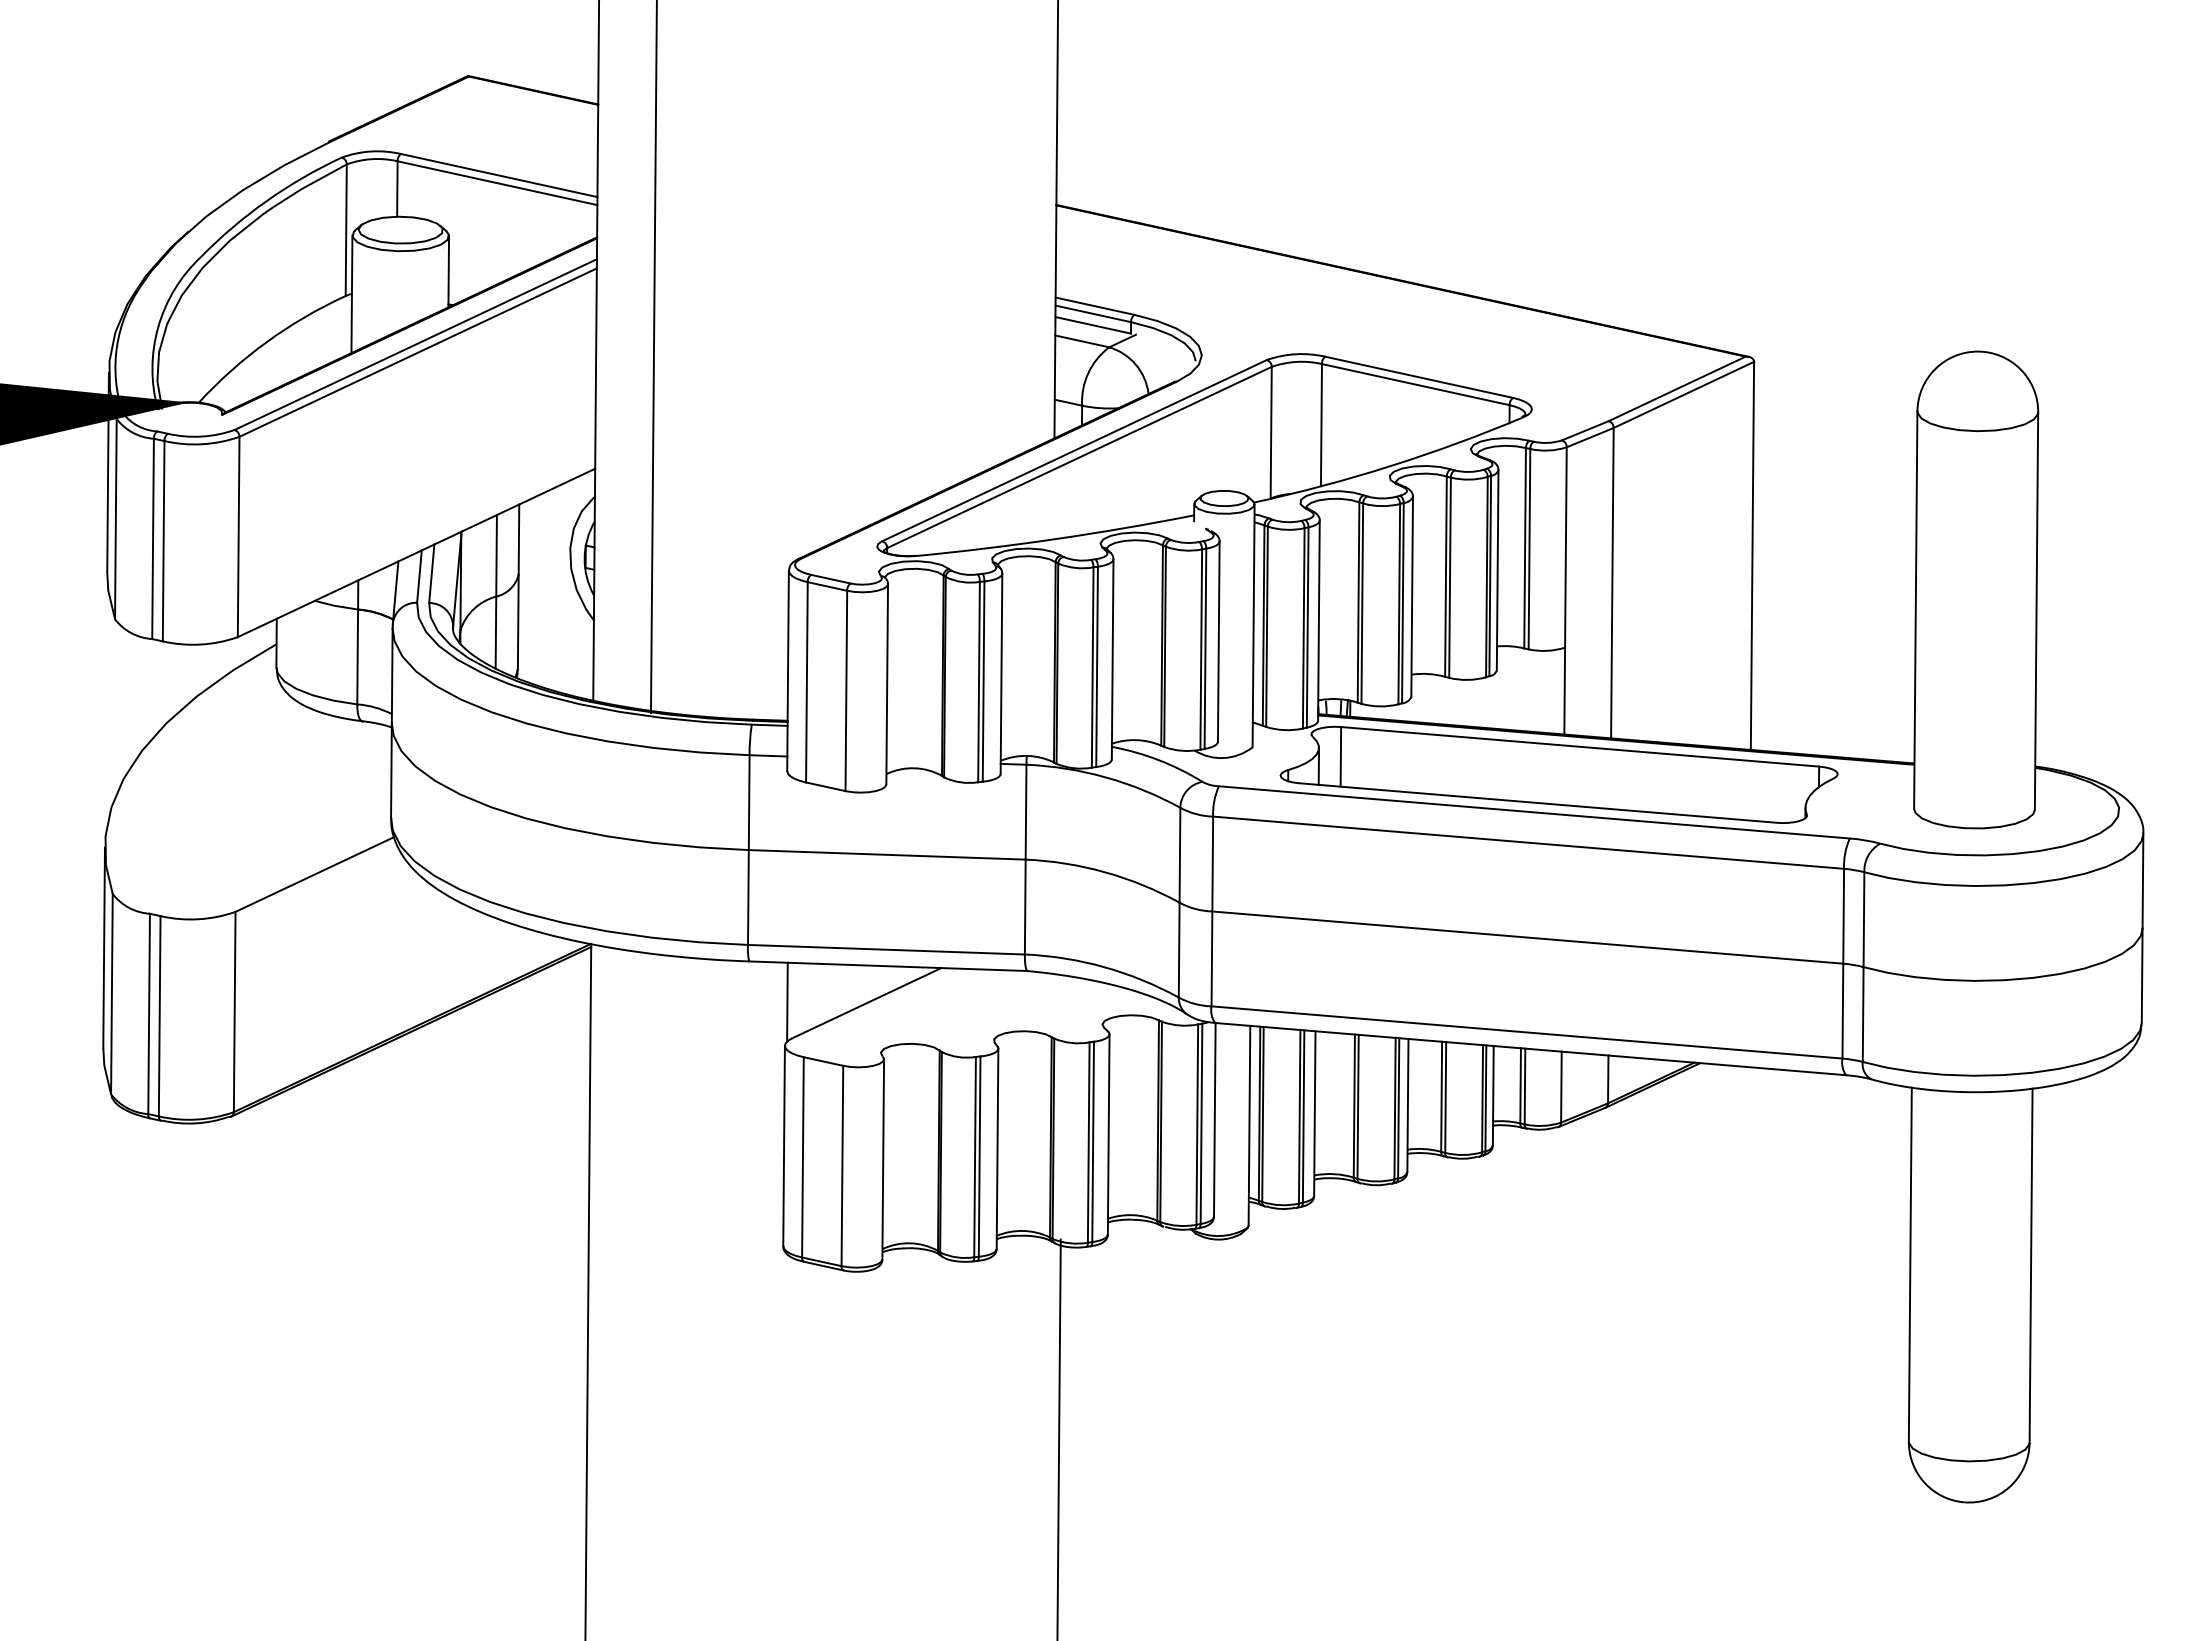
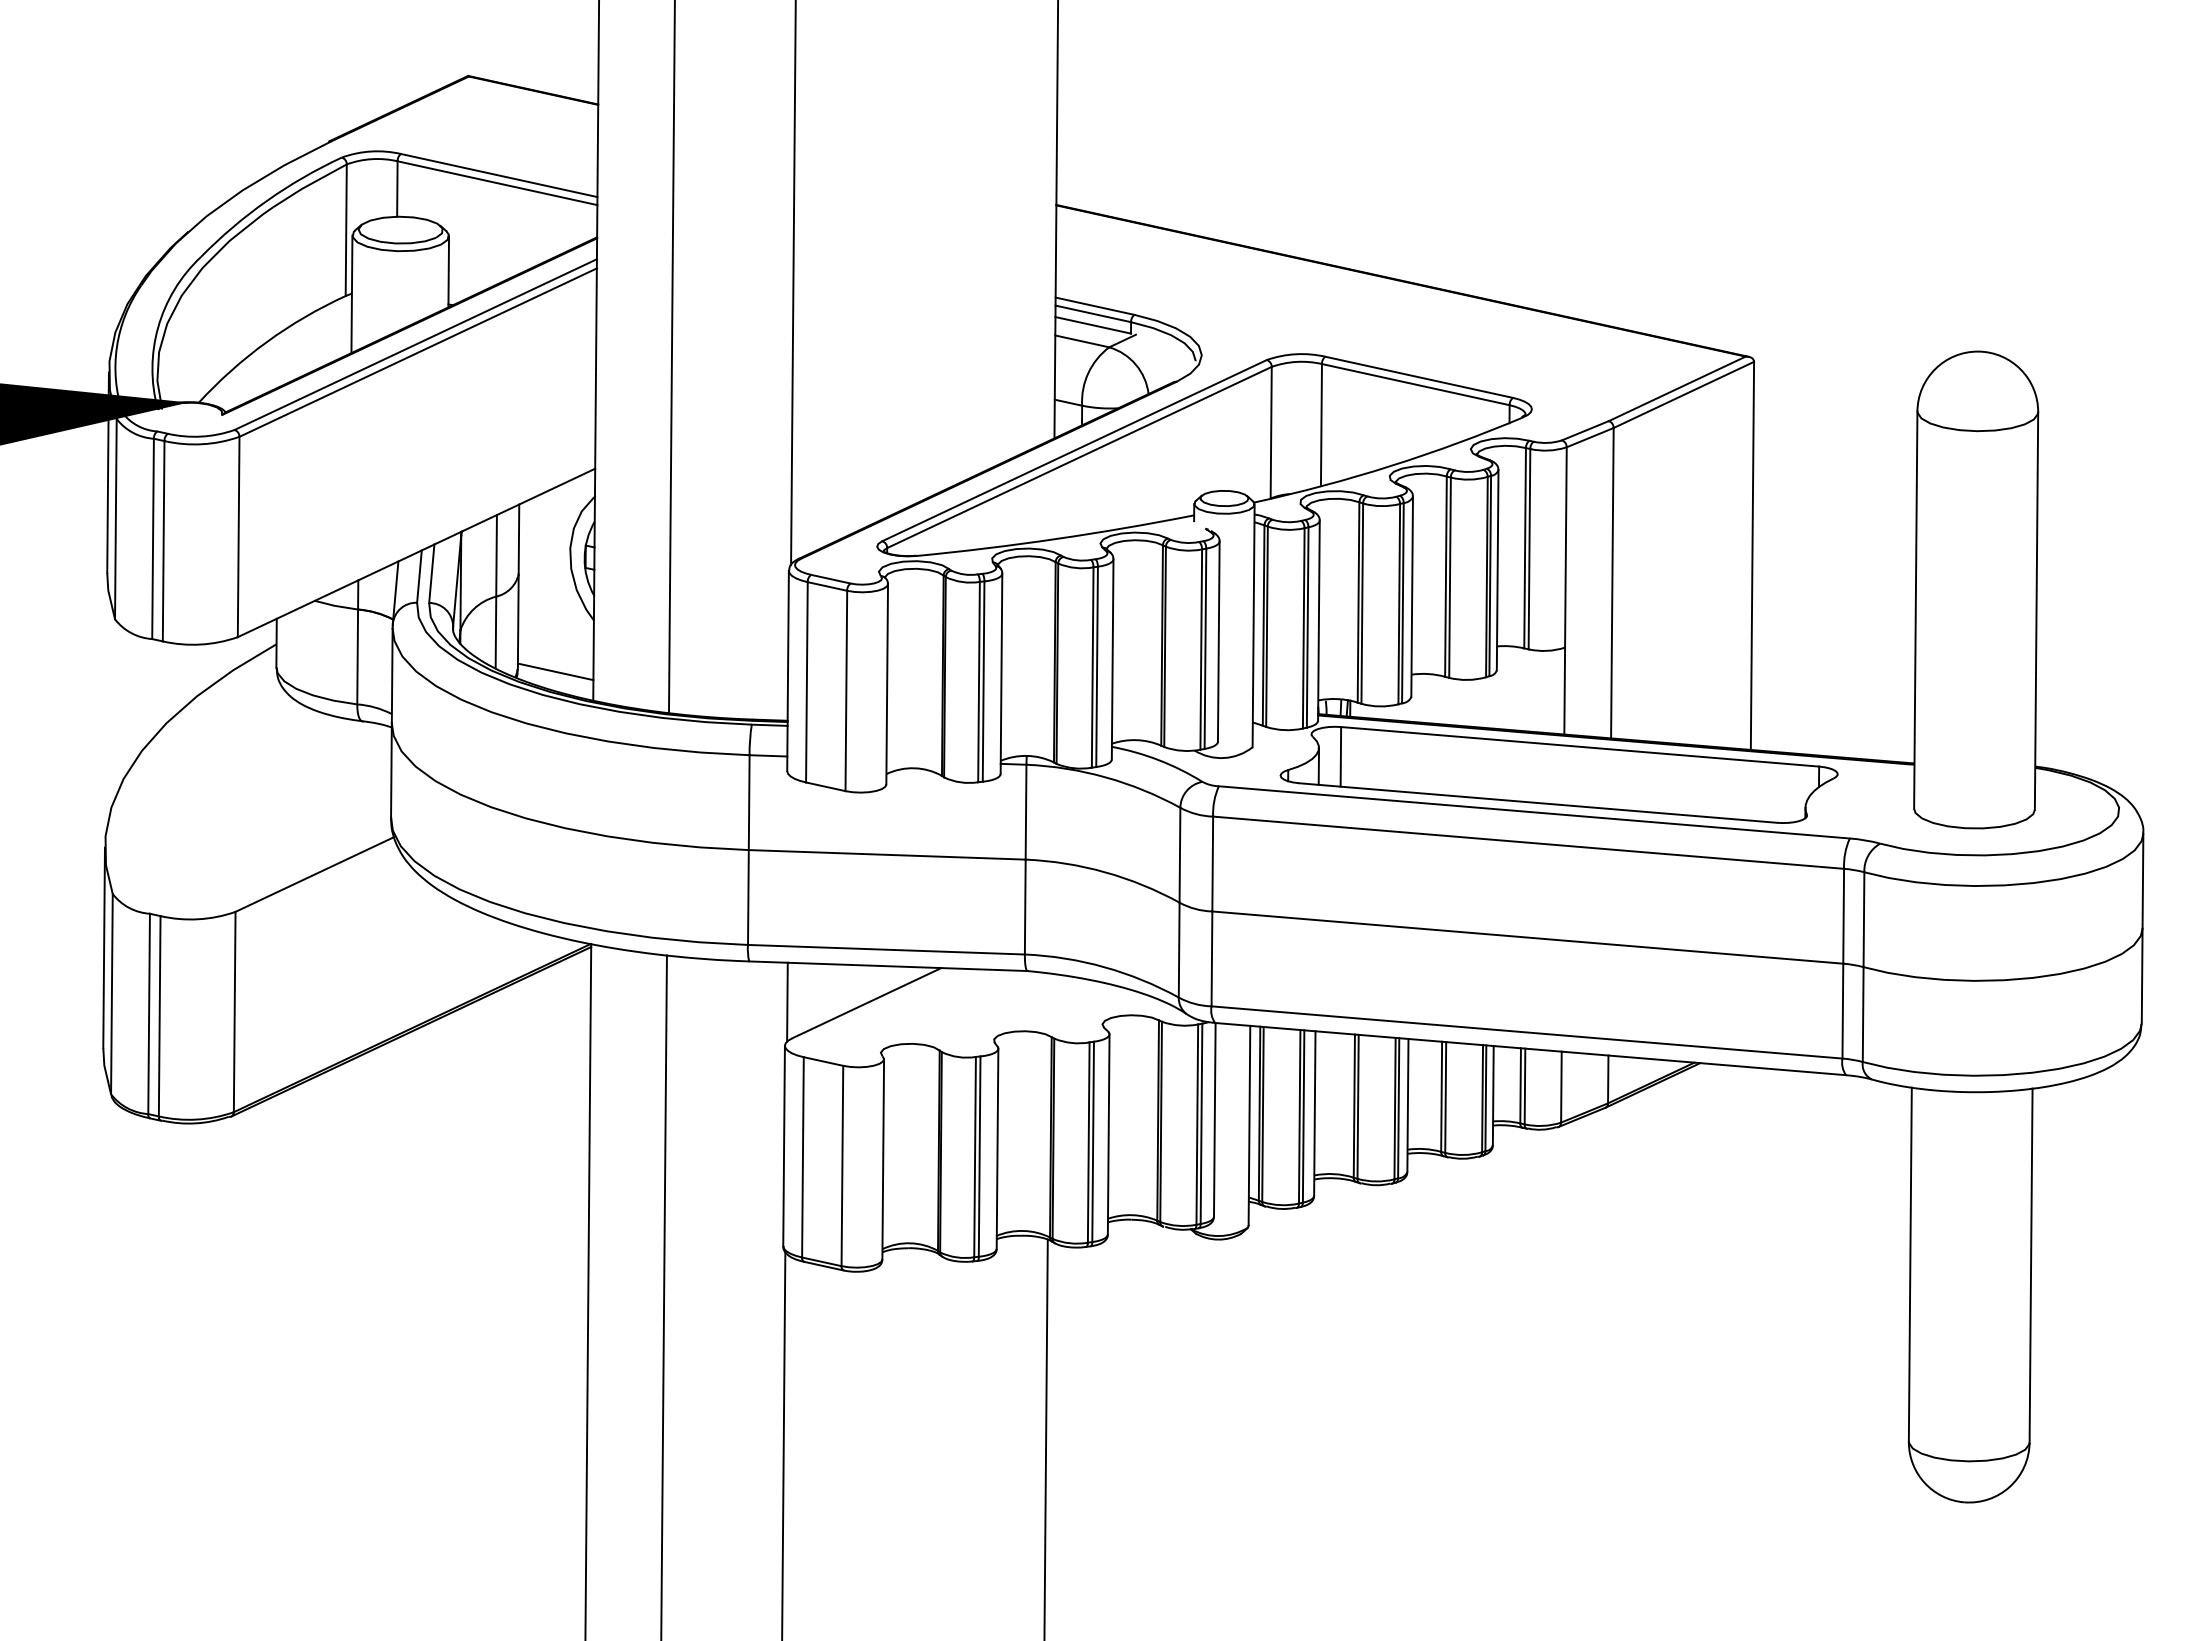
line: none -> present (793, 283)
line position: (653, 357) -> (671, 357) (671, 357)
line: none -> present (555, 671)
line: none -> present (663, 1296)
line position: (1058, 1438) -> (1045, 1438) (1045, 1438)
line: none -> present (783, 1444)
